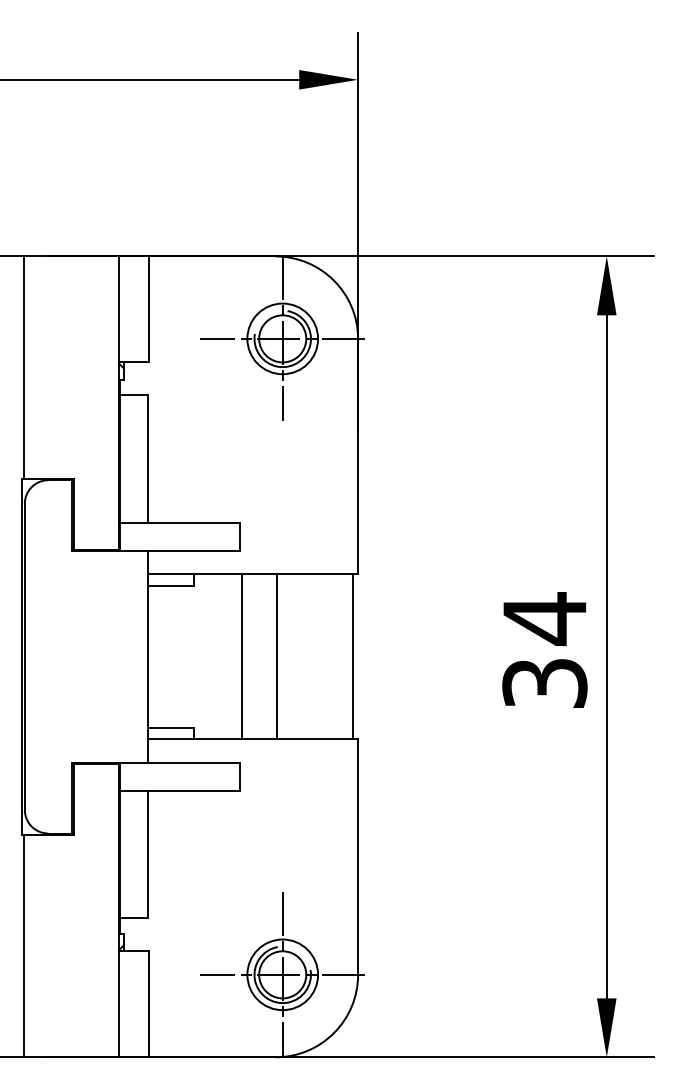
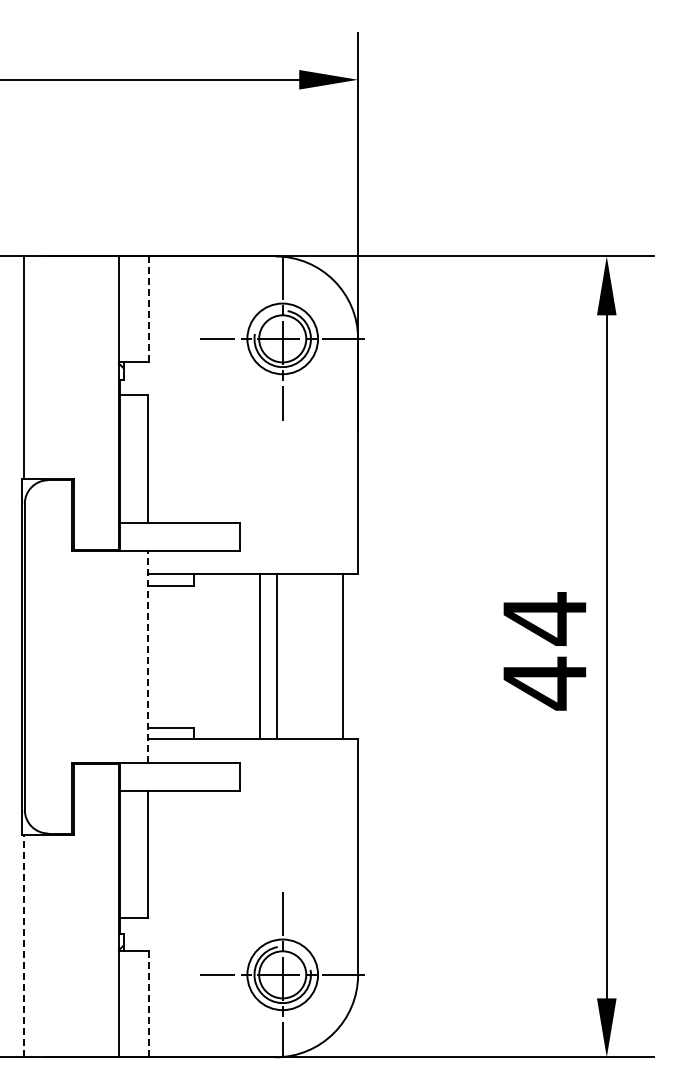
line: solid -> dashed (149, 309)
line: solid -> dashed (148, 656)
line position: (241, 656) -> (259, 656) (259, 656)
line position: (353, 656) -> (343, 656) (343, 656)
text: 34 -> 44 (544, 683)
line: solid -> dashed (23, 945)
line: solid -> dashed (149, 1004)
